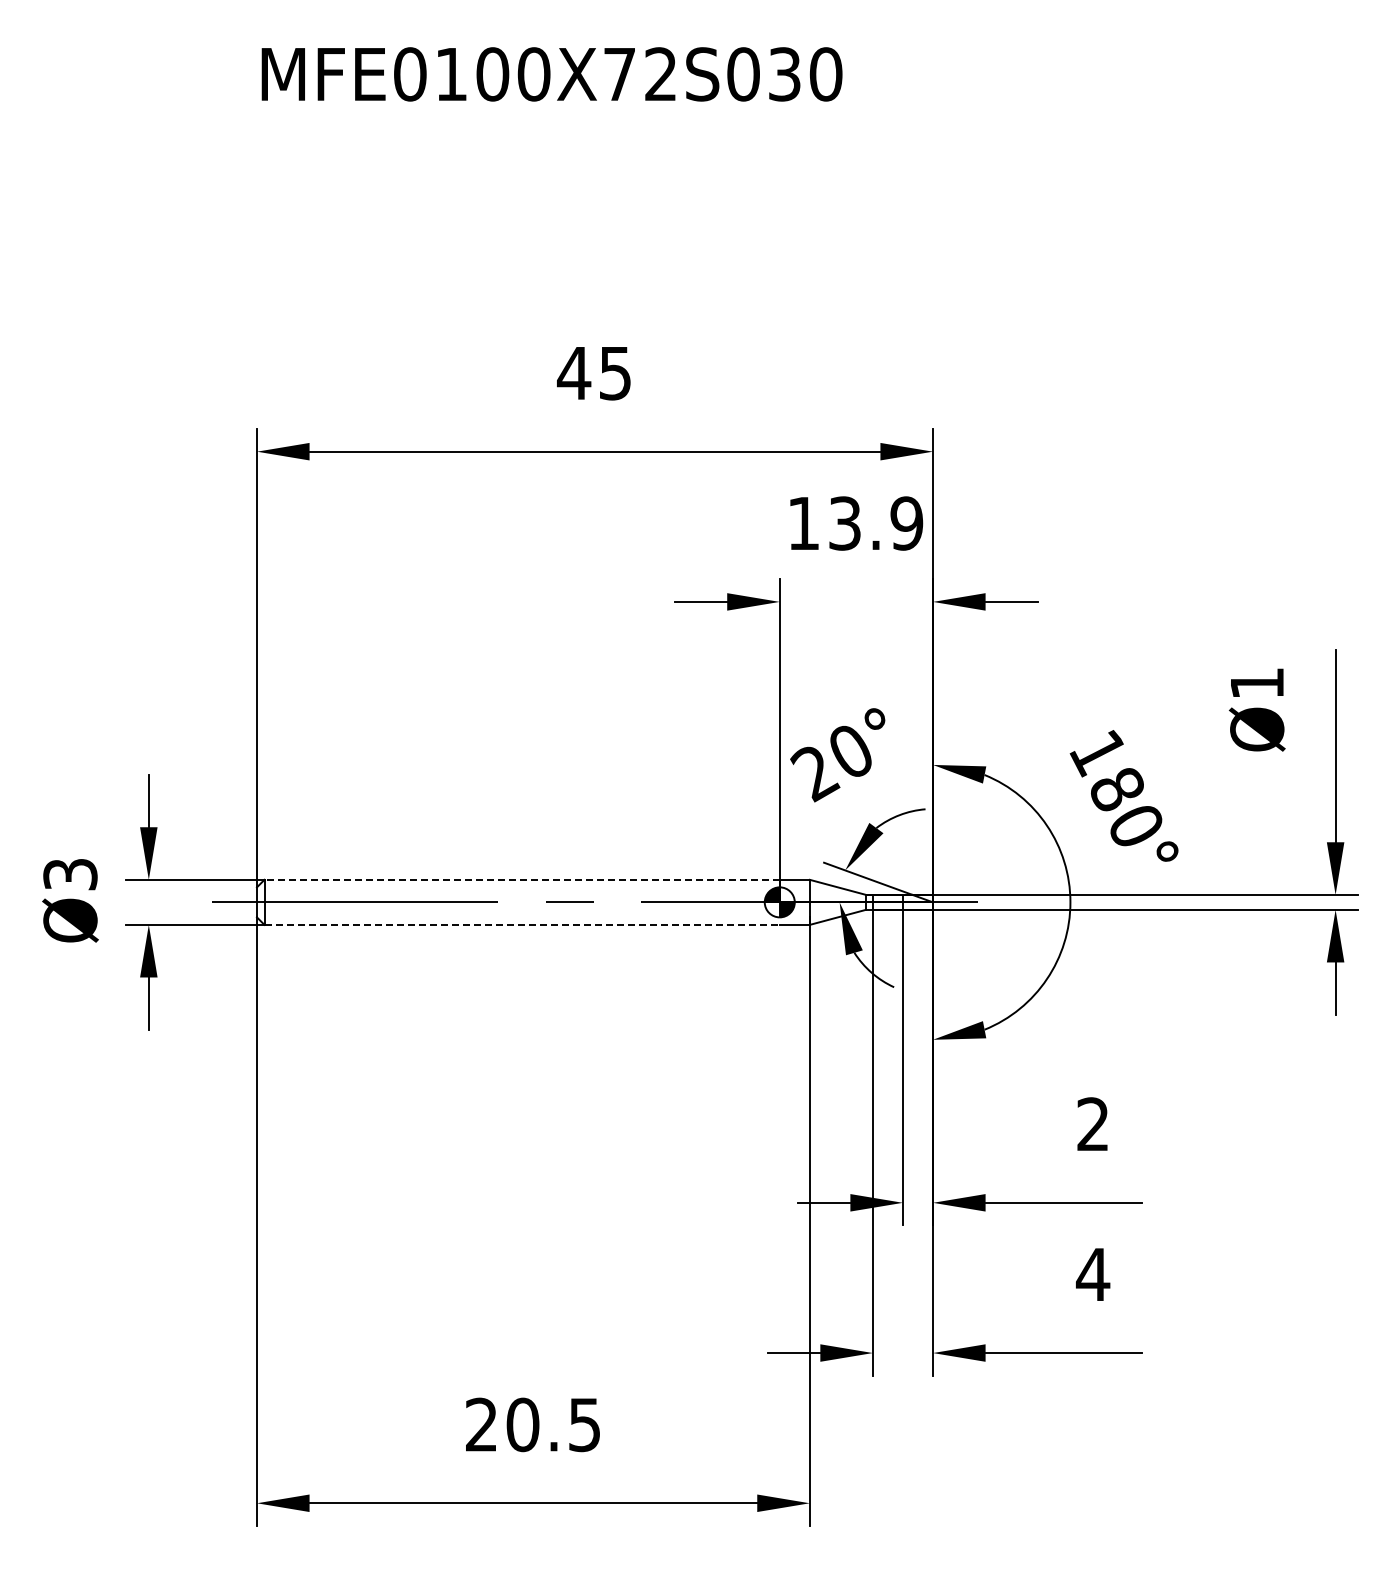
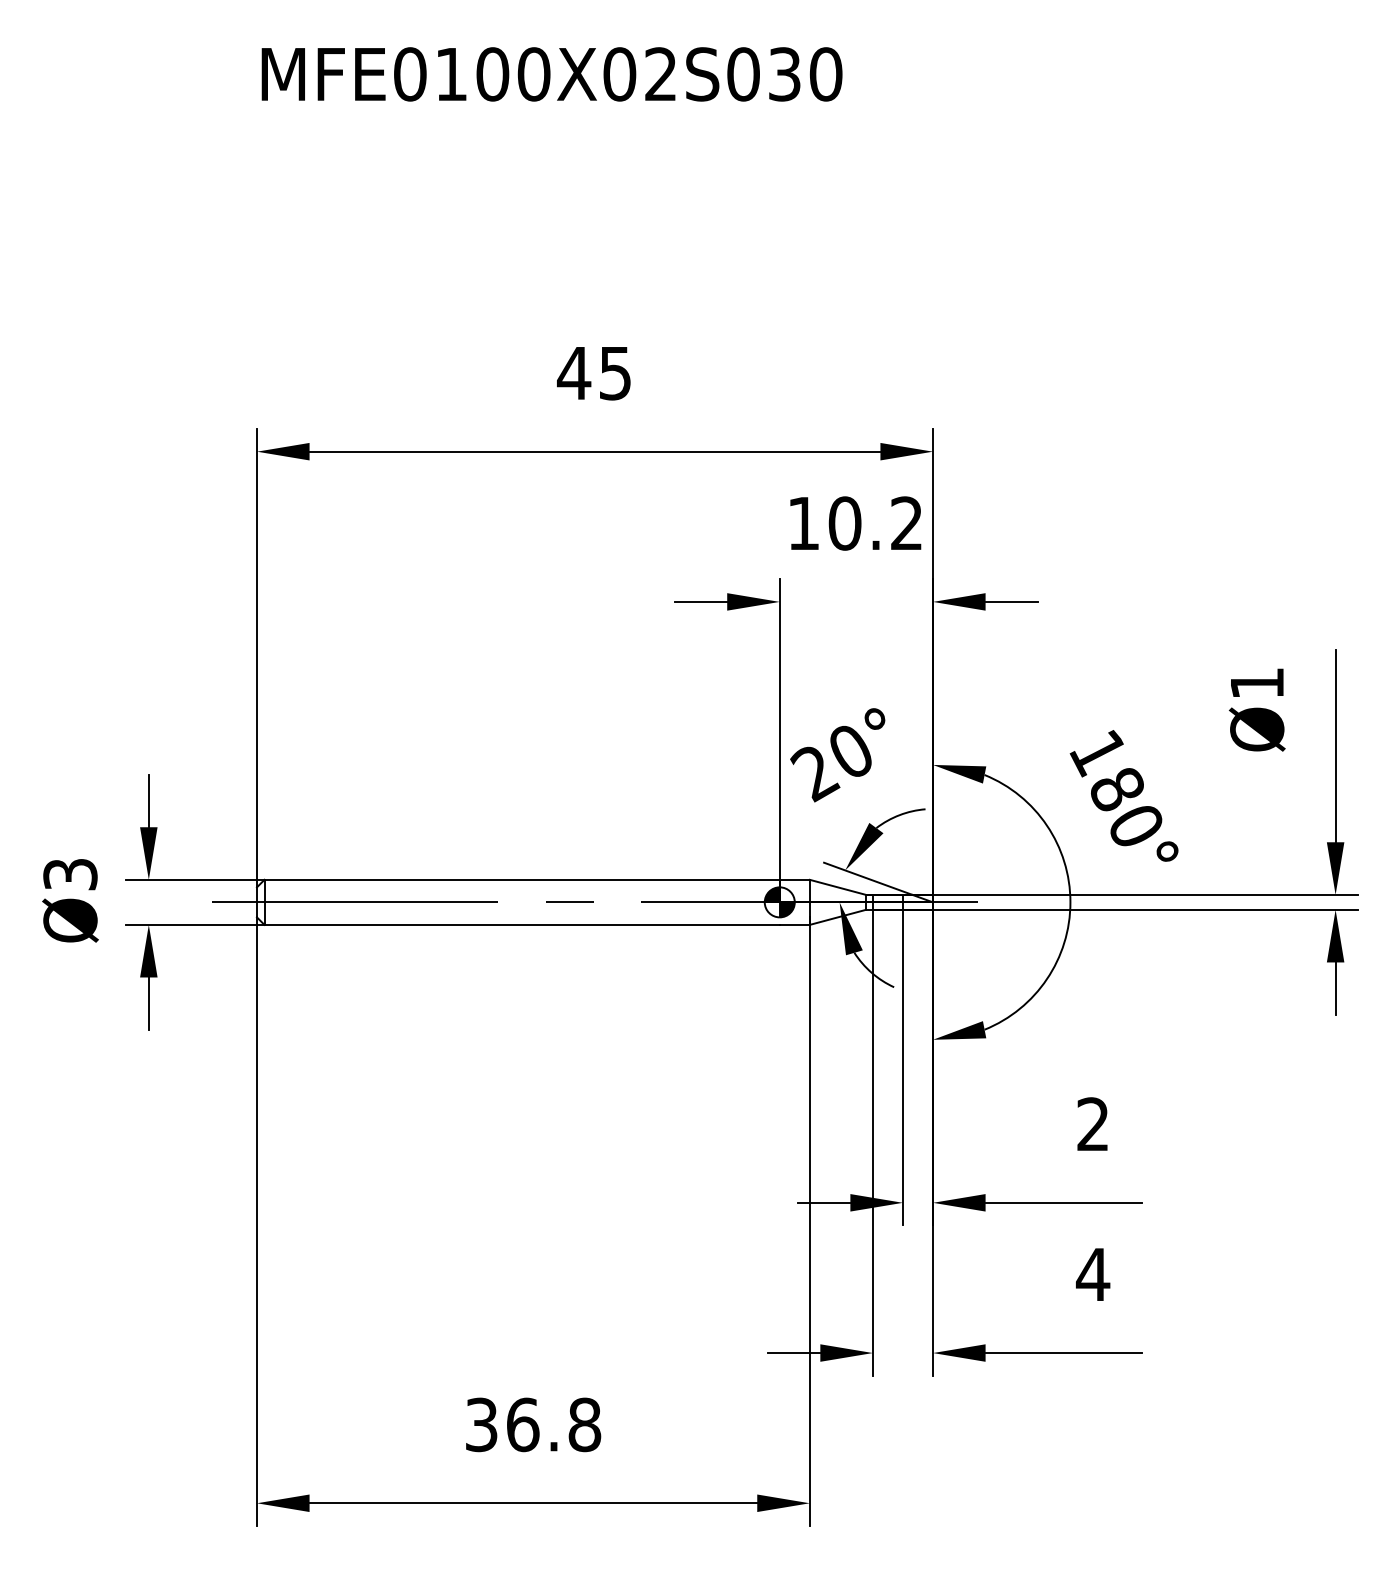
text: MFE0100X72S030 -> MFE0100X02S030 (619, 74)
text: 13.9 -> 10.2 (875, 523)
line: dashed -> solid (522, 879)
line: dashed -> solid (522, 924)
text: 20.5 -> 36.8 (533, 1424)
